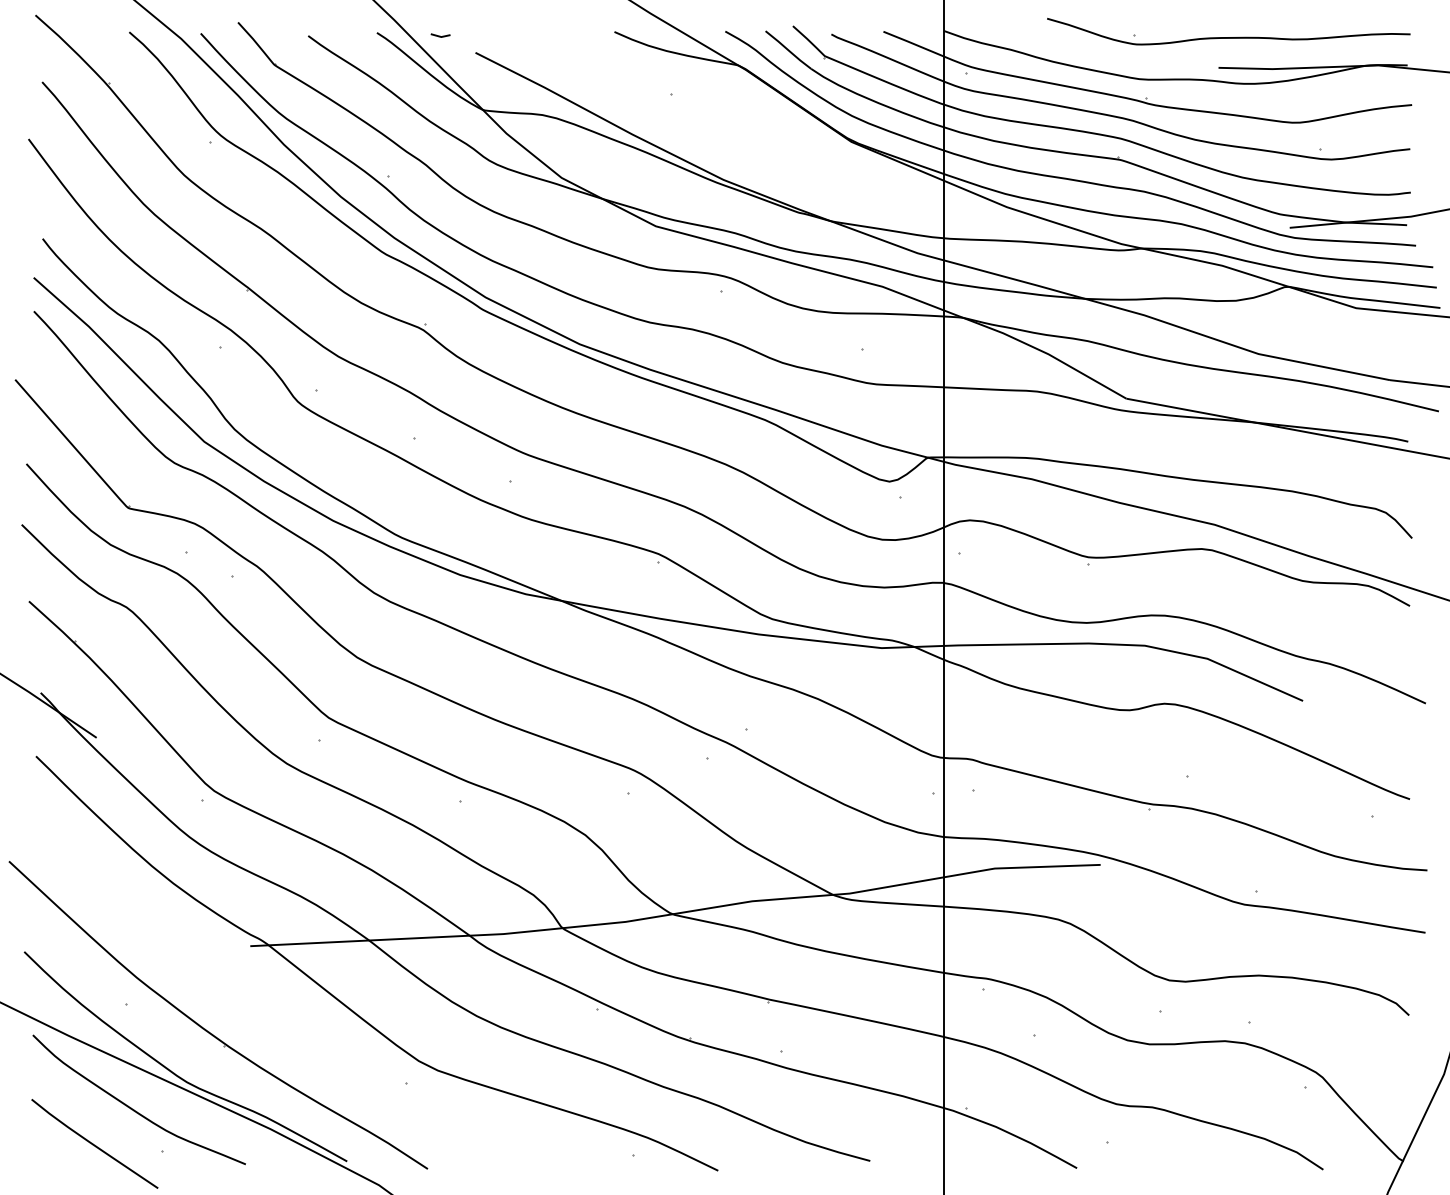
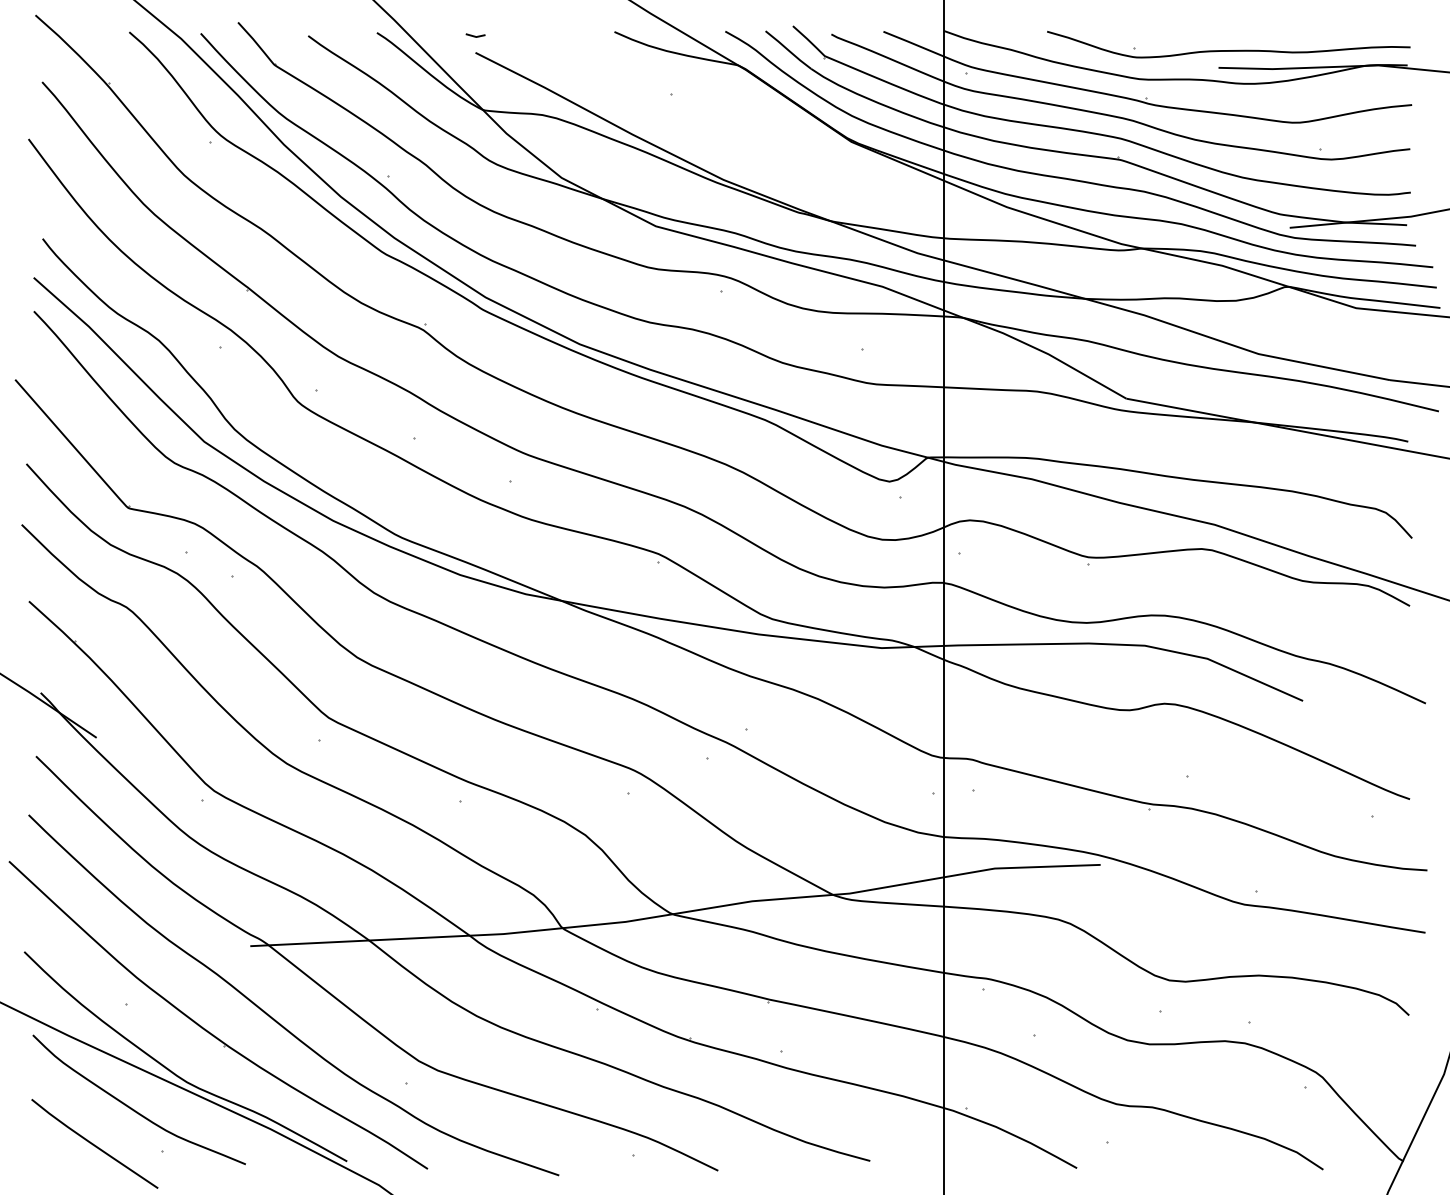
part position: (1228, 31) -> (1228, 44) (1228, 44)
line position: (440, 35) -> (475, 35) (475, 35)
curve: none -> present (274, 1018)
